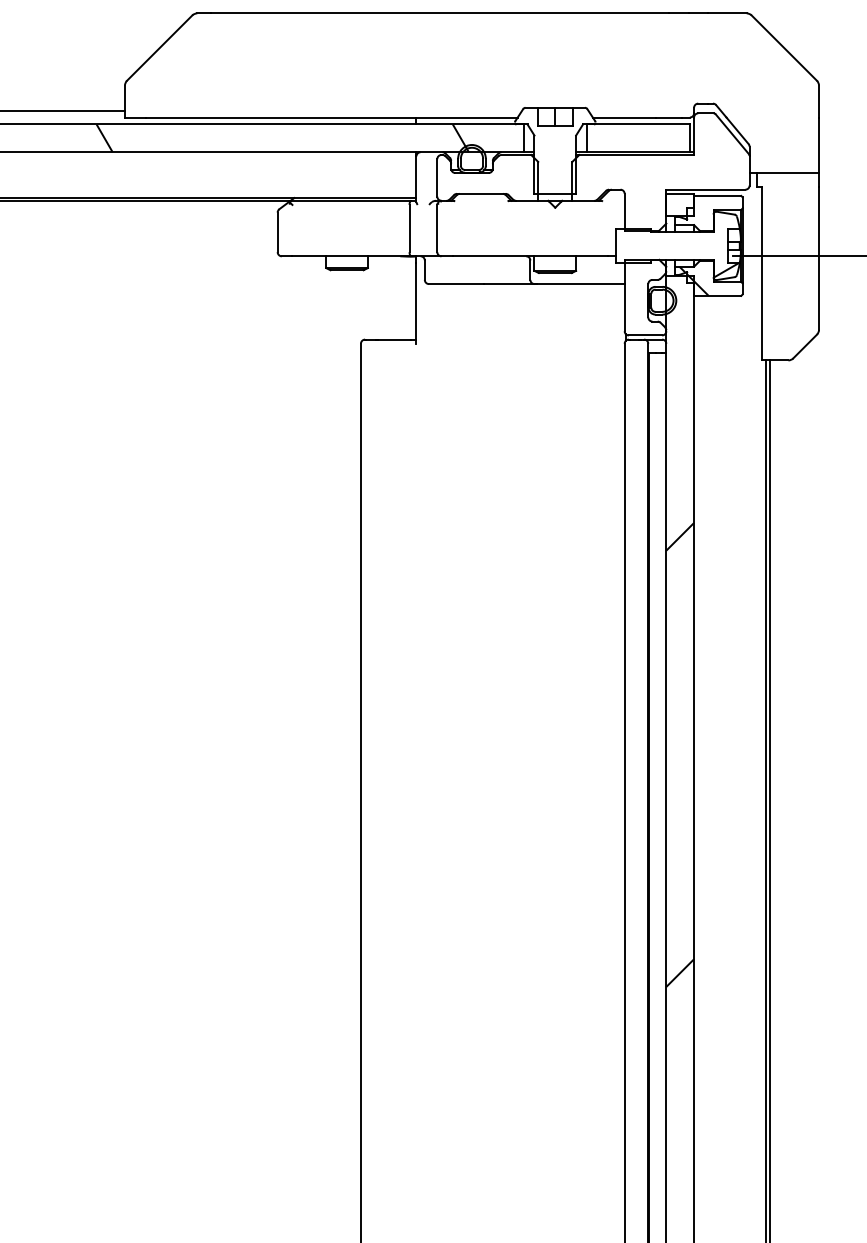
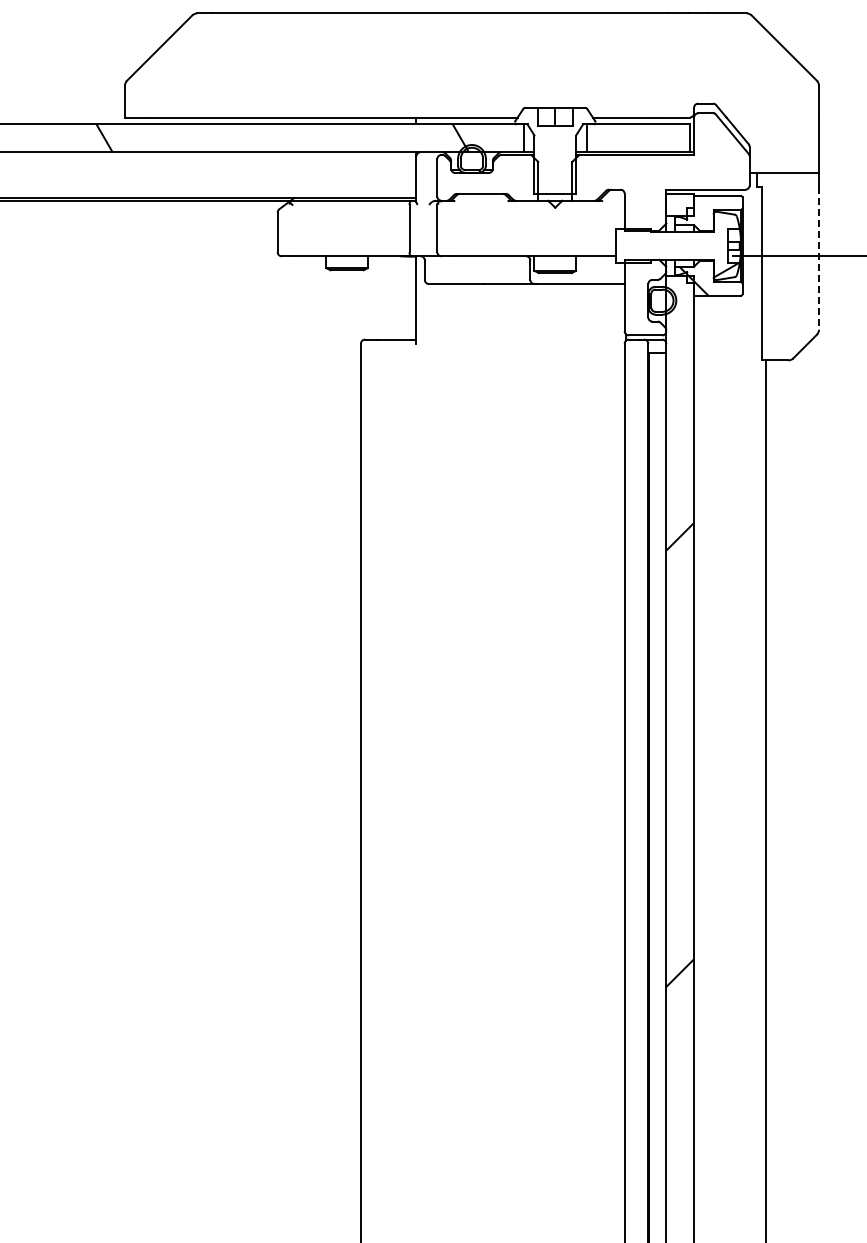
line: present -> none (63, 110)
line: solid -> dashed (819, 258)
line: present -> none (770, 799)
